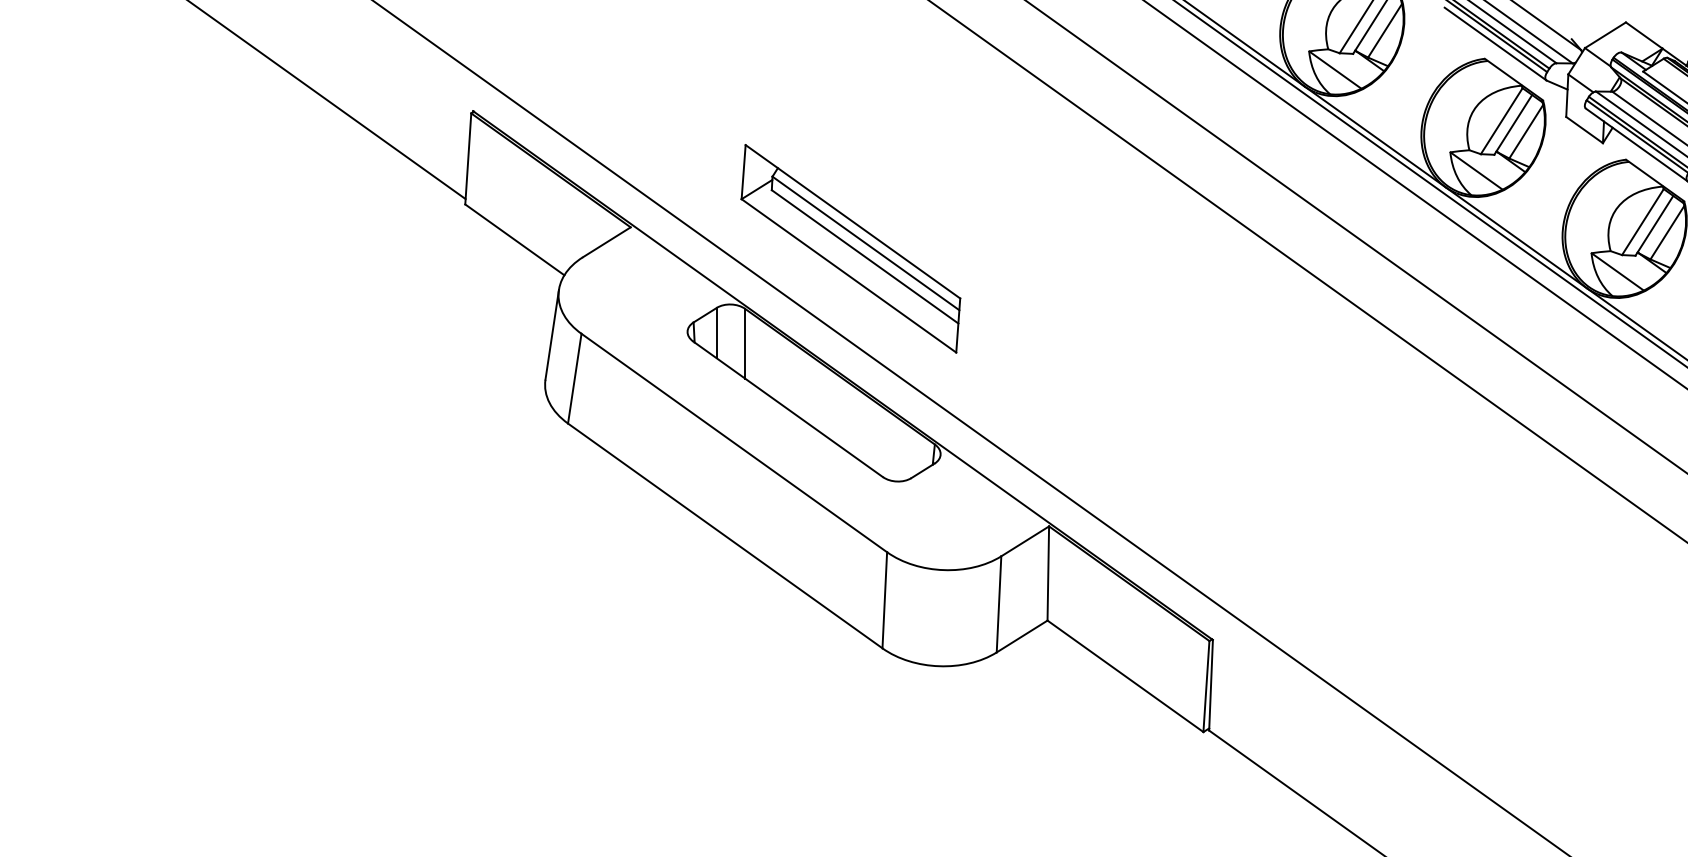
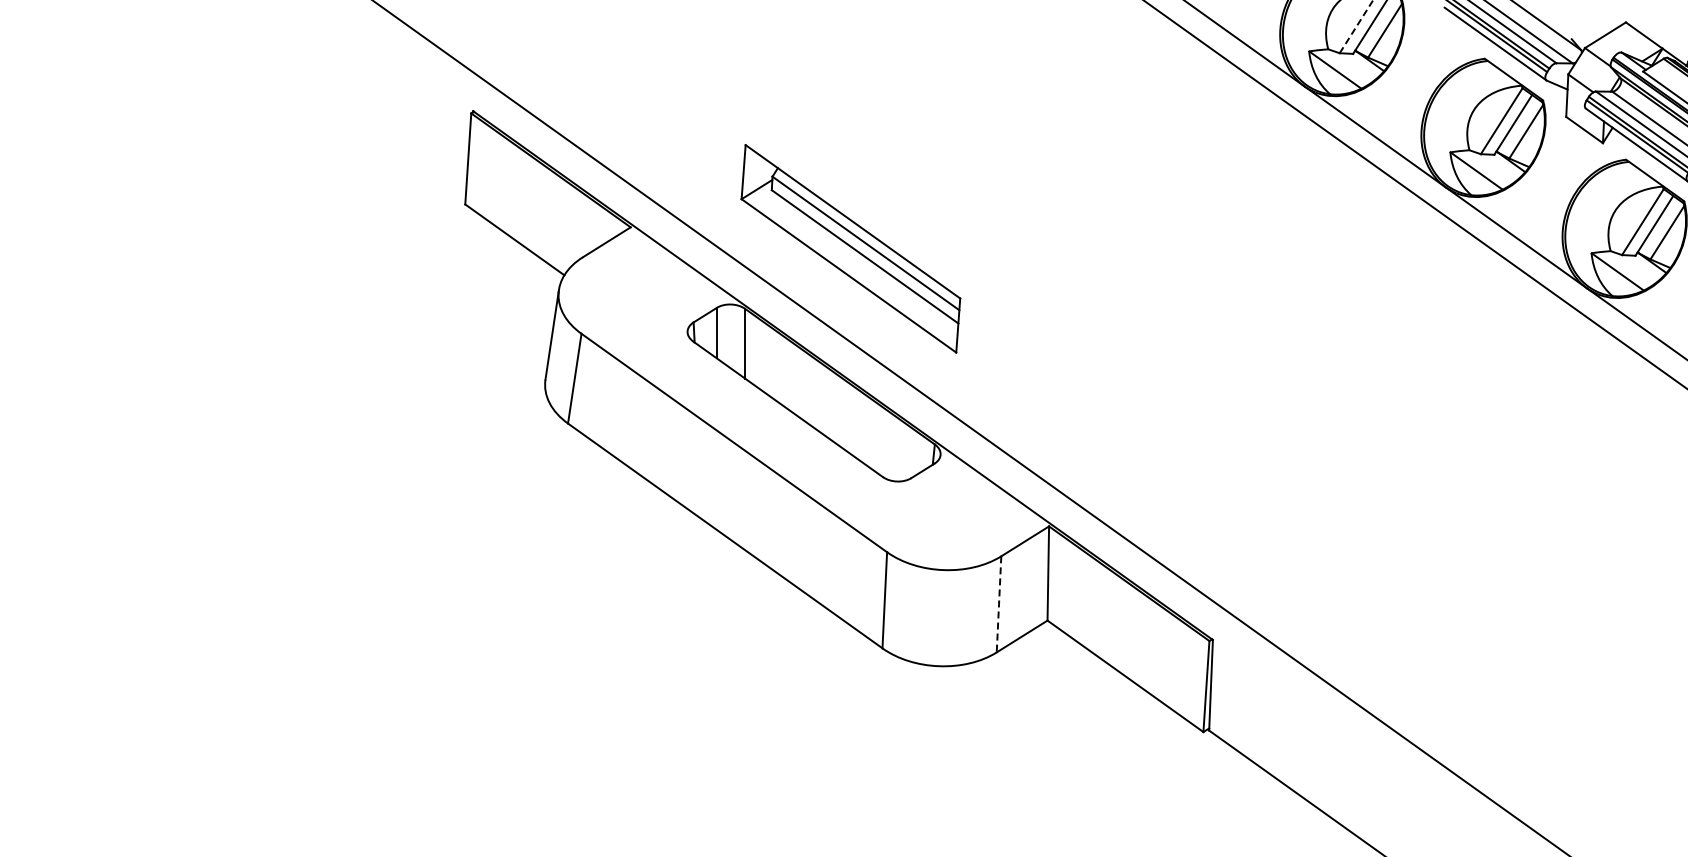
line: solid -> dashed (1356, 26)
line: present -> none (327, 100)
line: present -> none (1430, 183)
line: present -> none (1355, 236)
line: present -> none (1307, 271)
line: solid -> dashed (999, 604)
